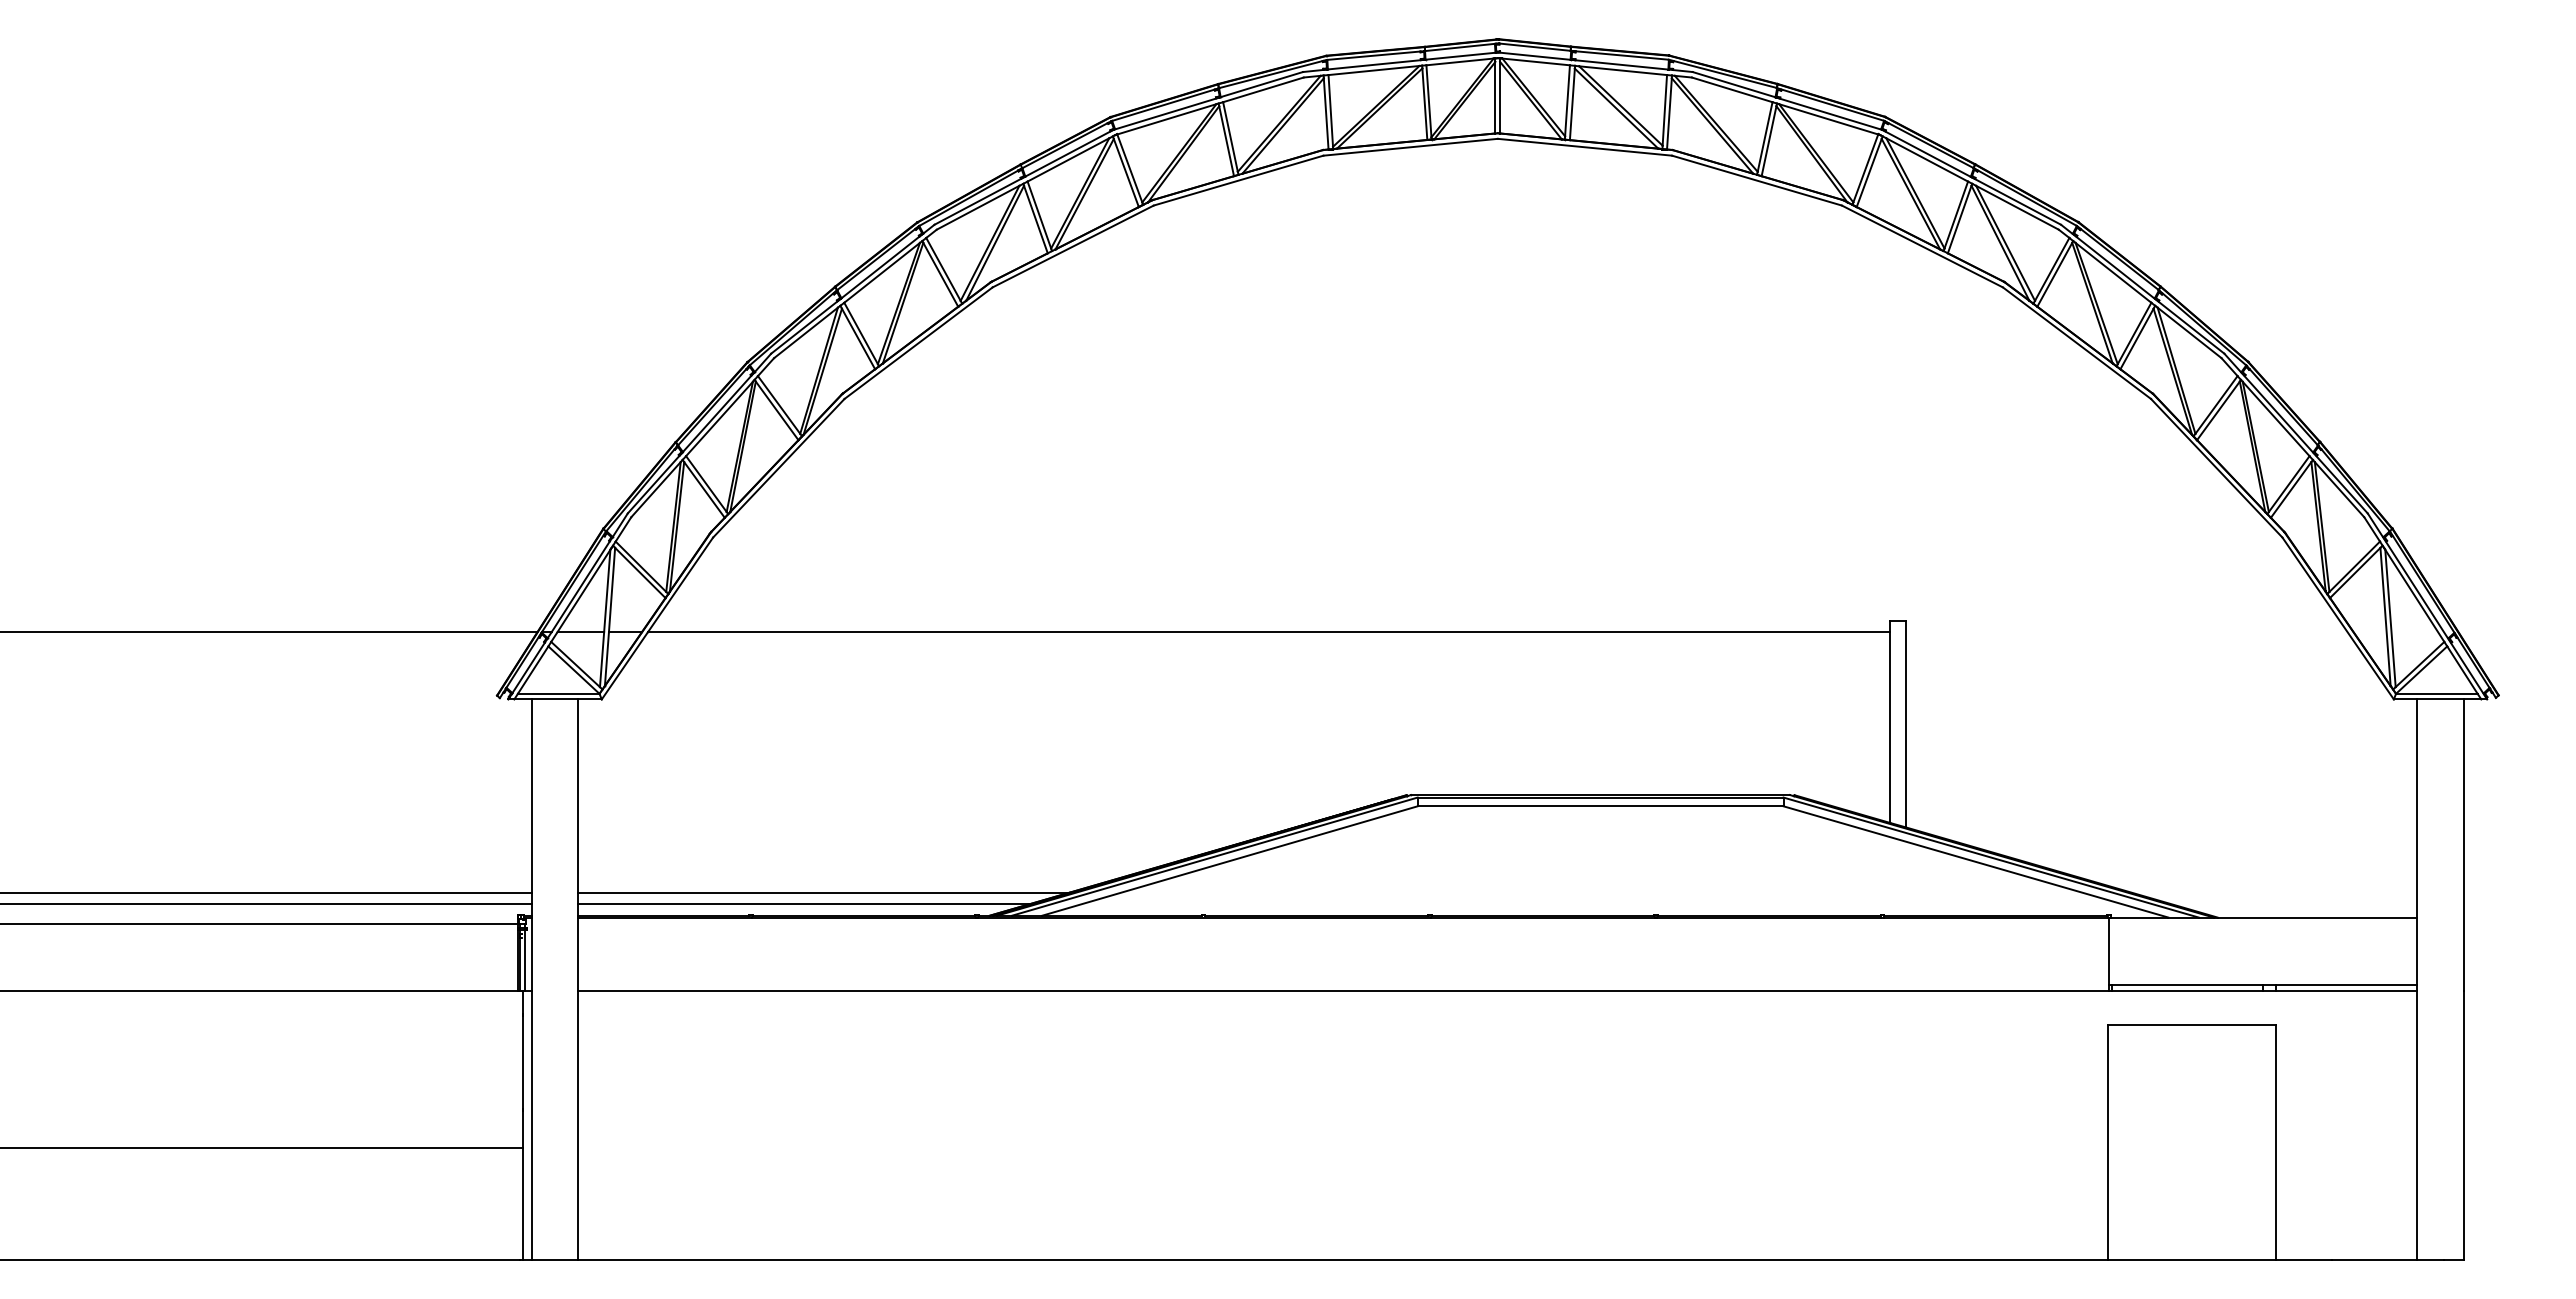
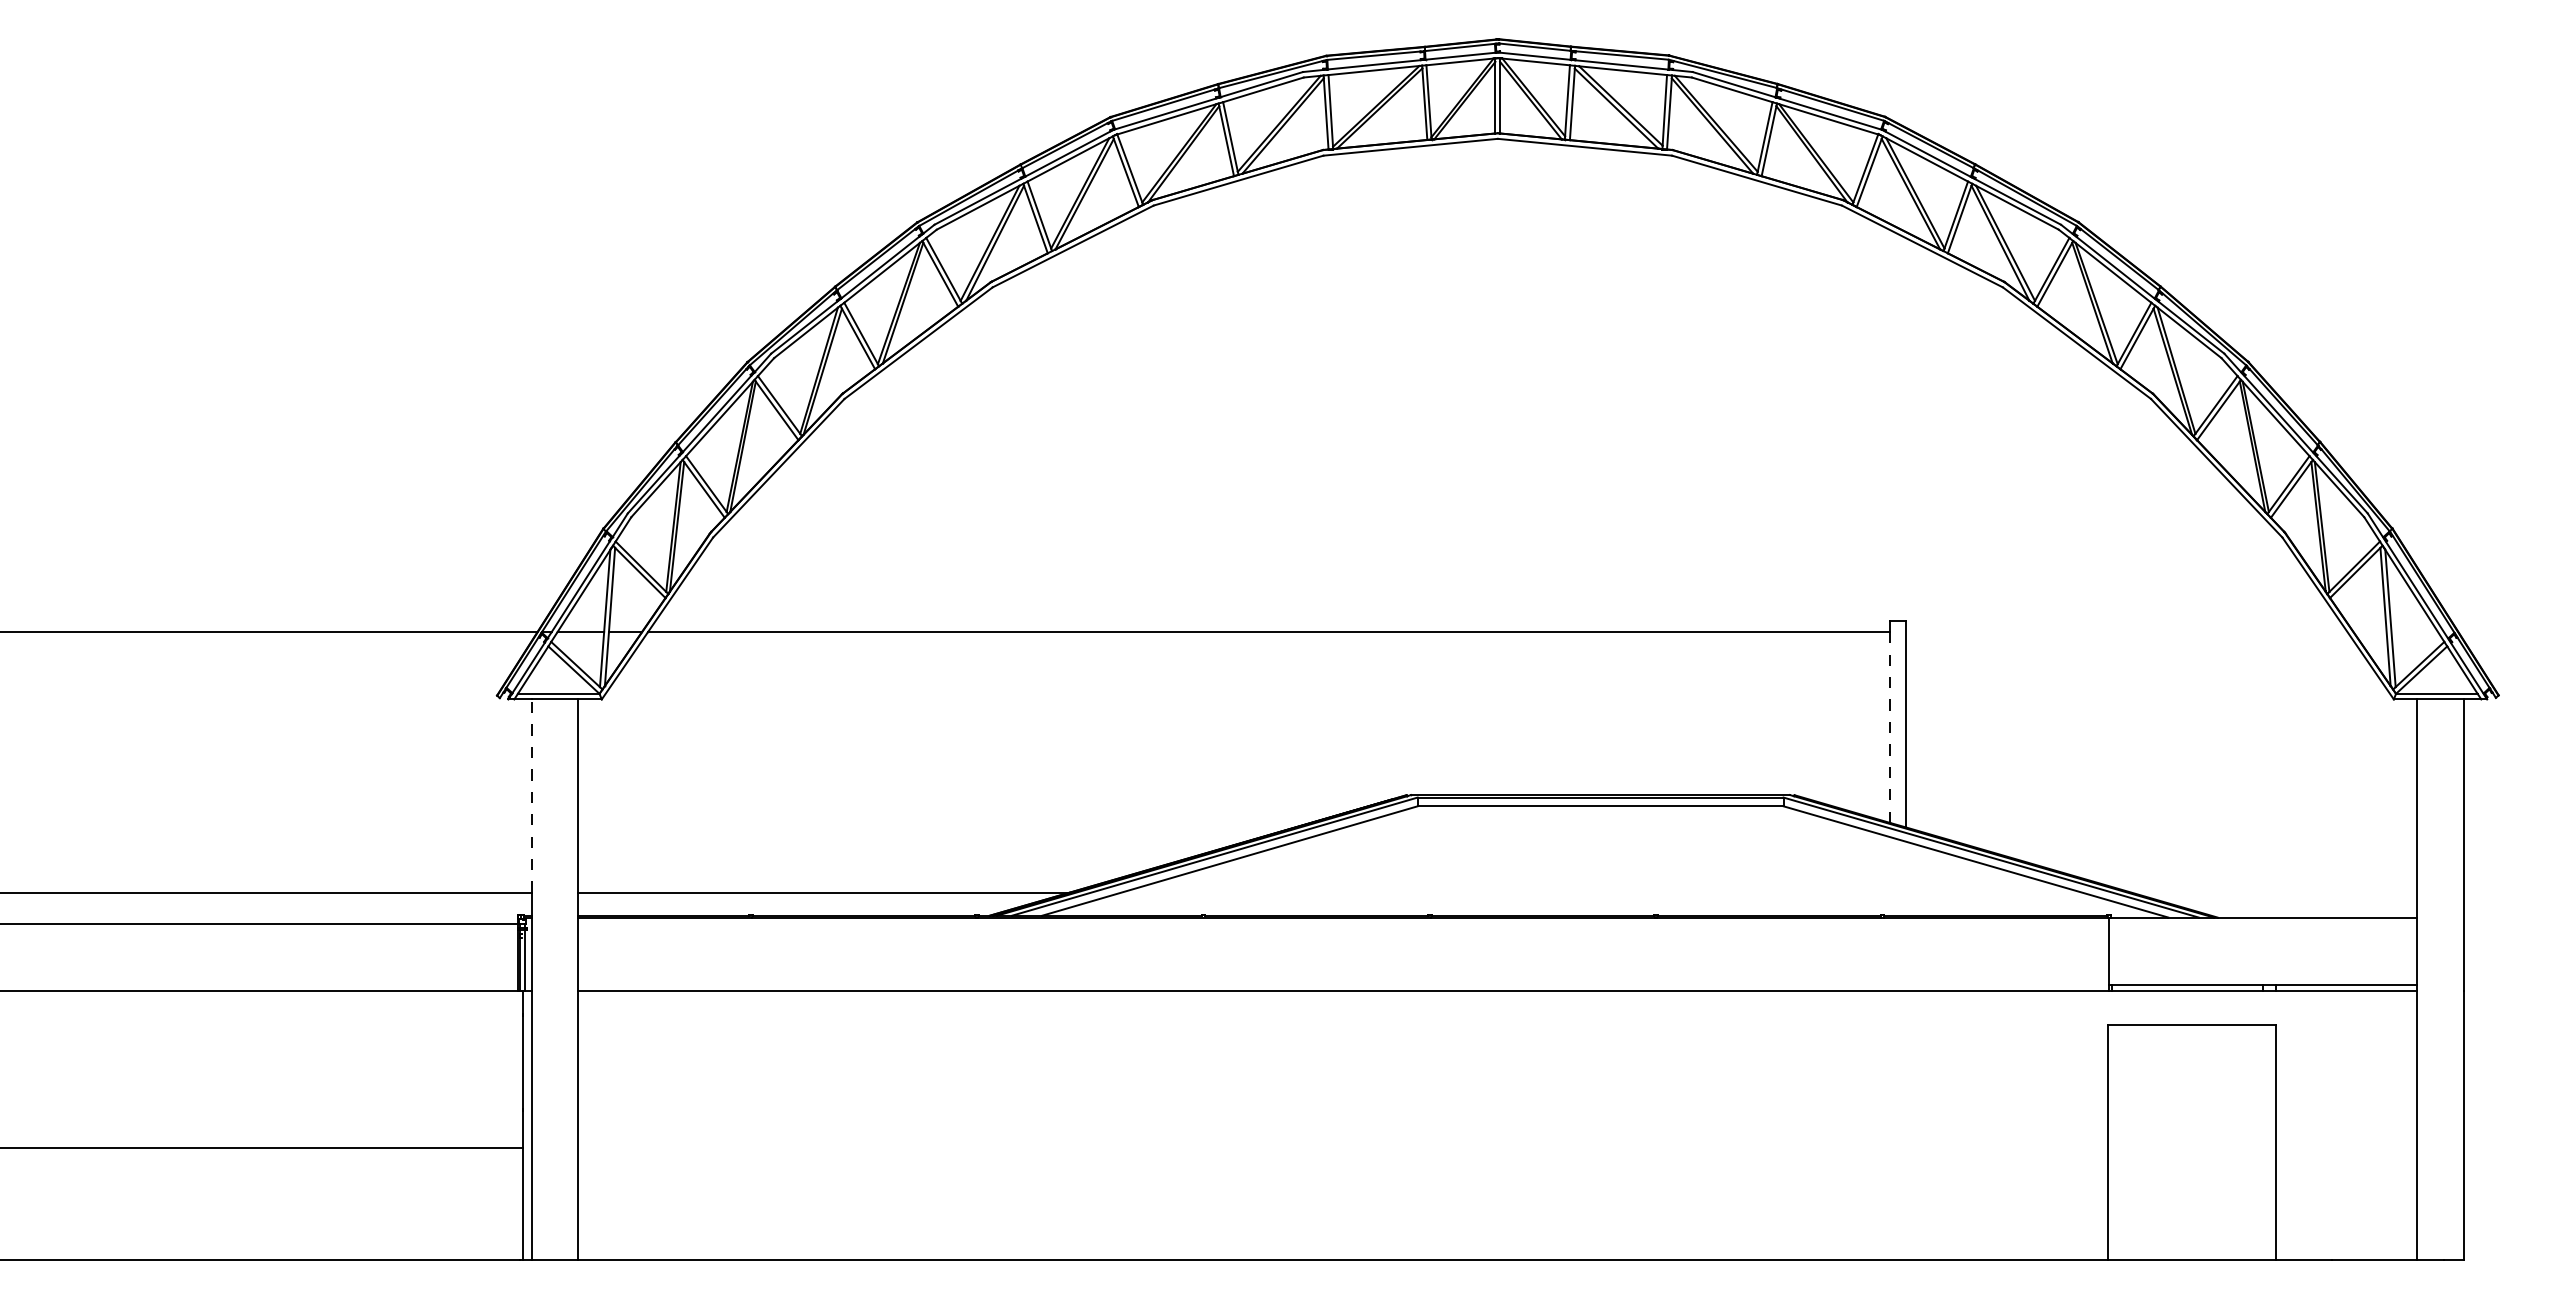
line: solid -> dashed (1890, 728)
line: solid -> dashed (531, 796)
line: present -> none (266, 903)
line: present -> none (805, 903)
